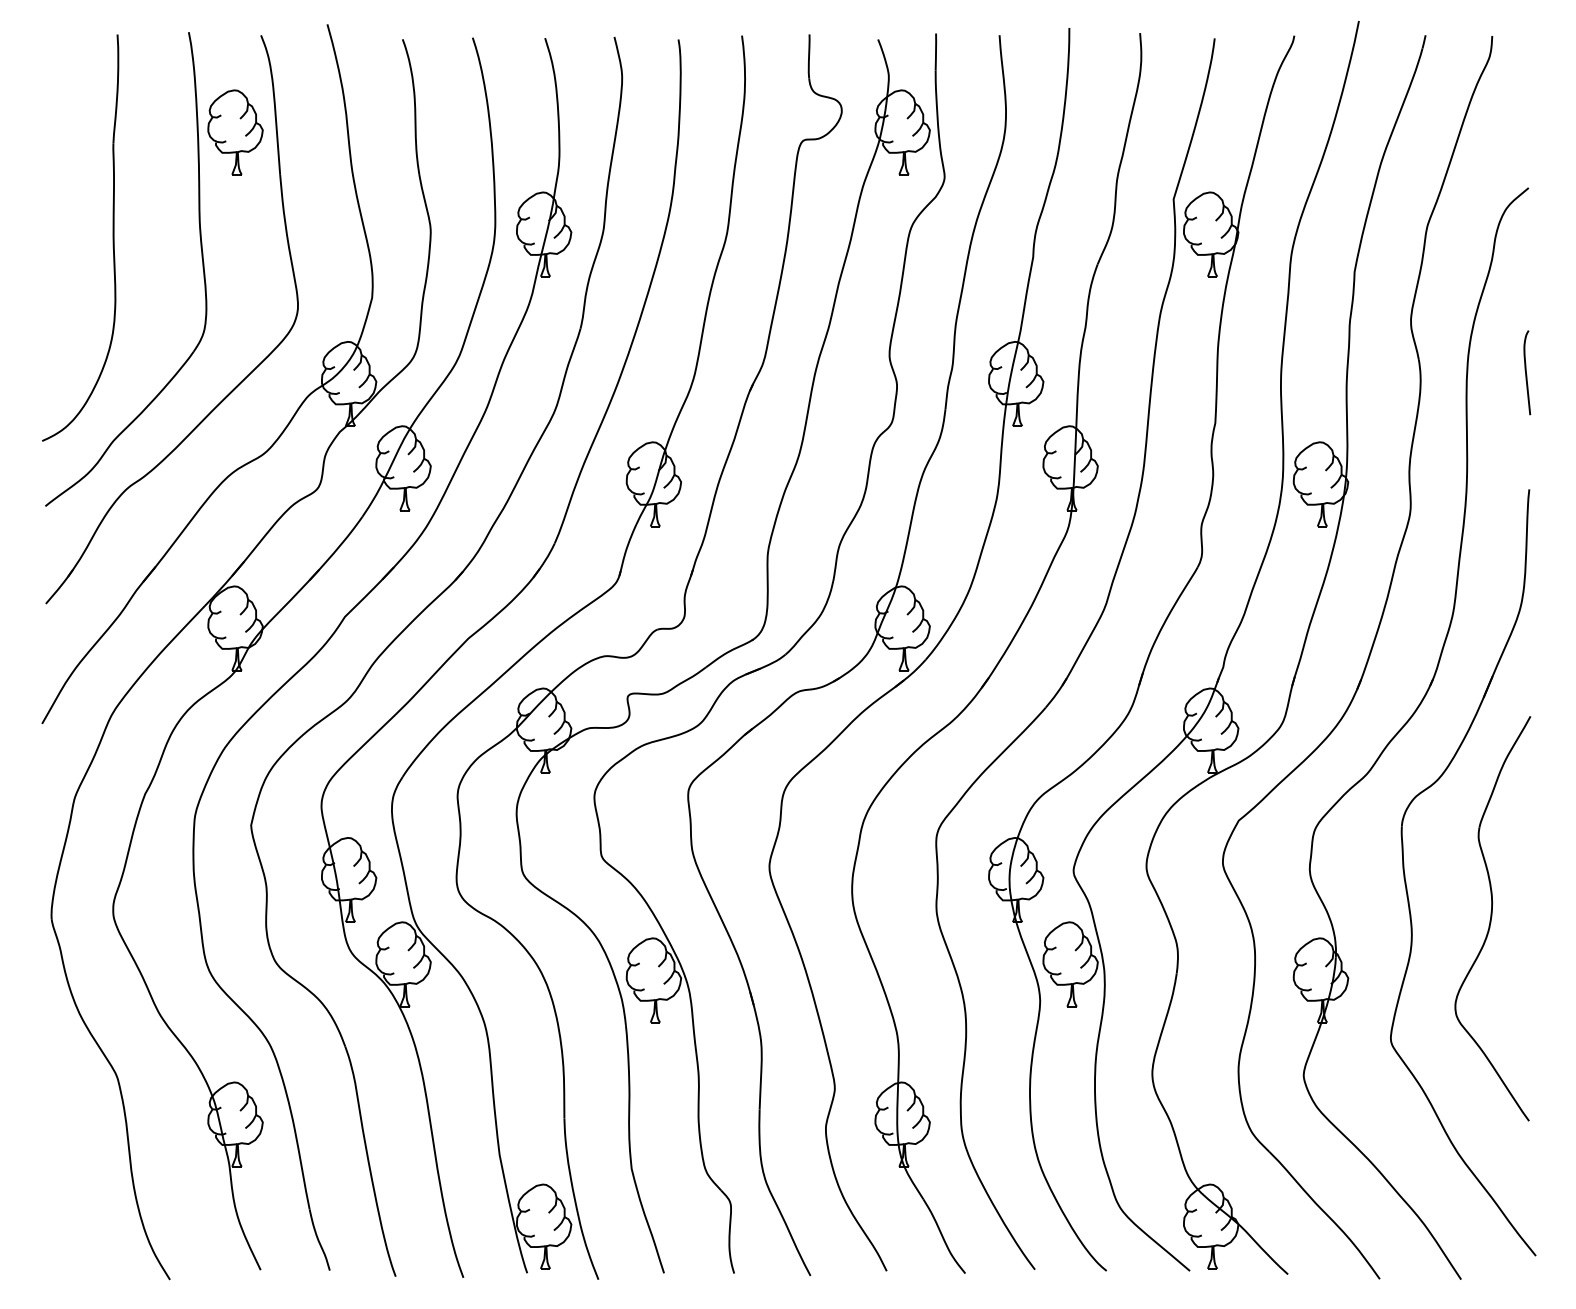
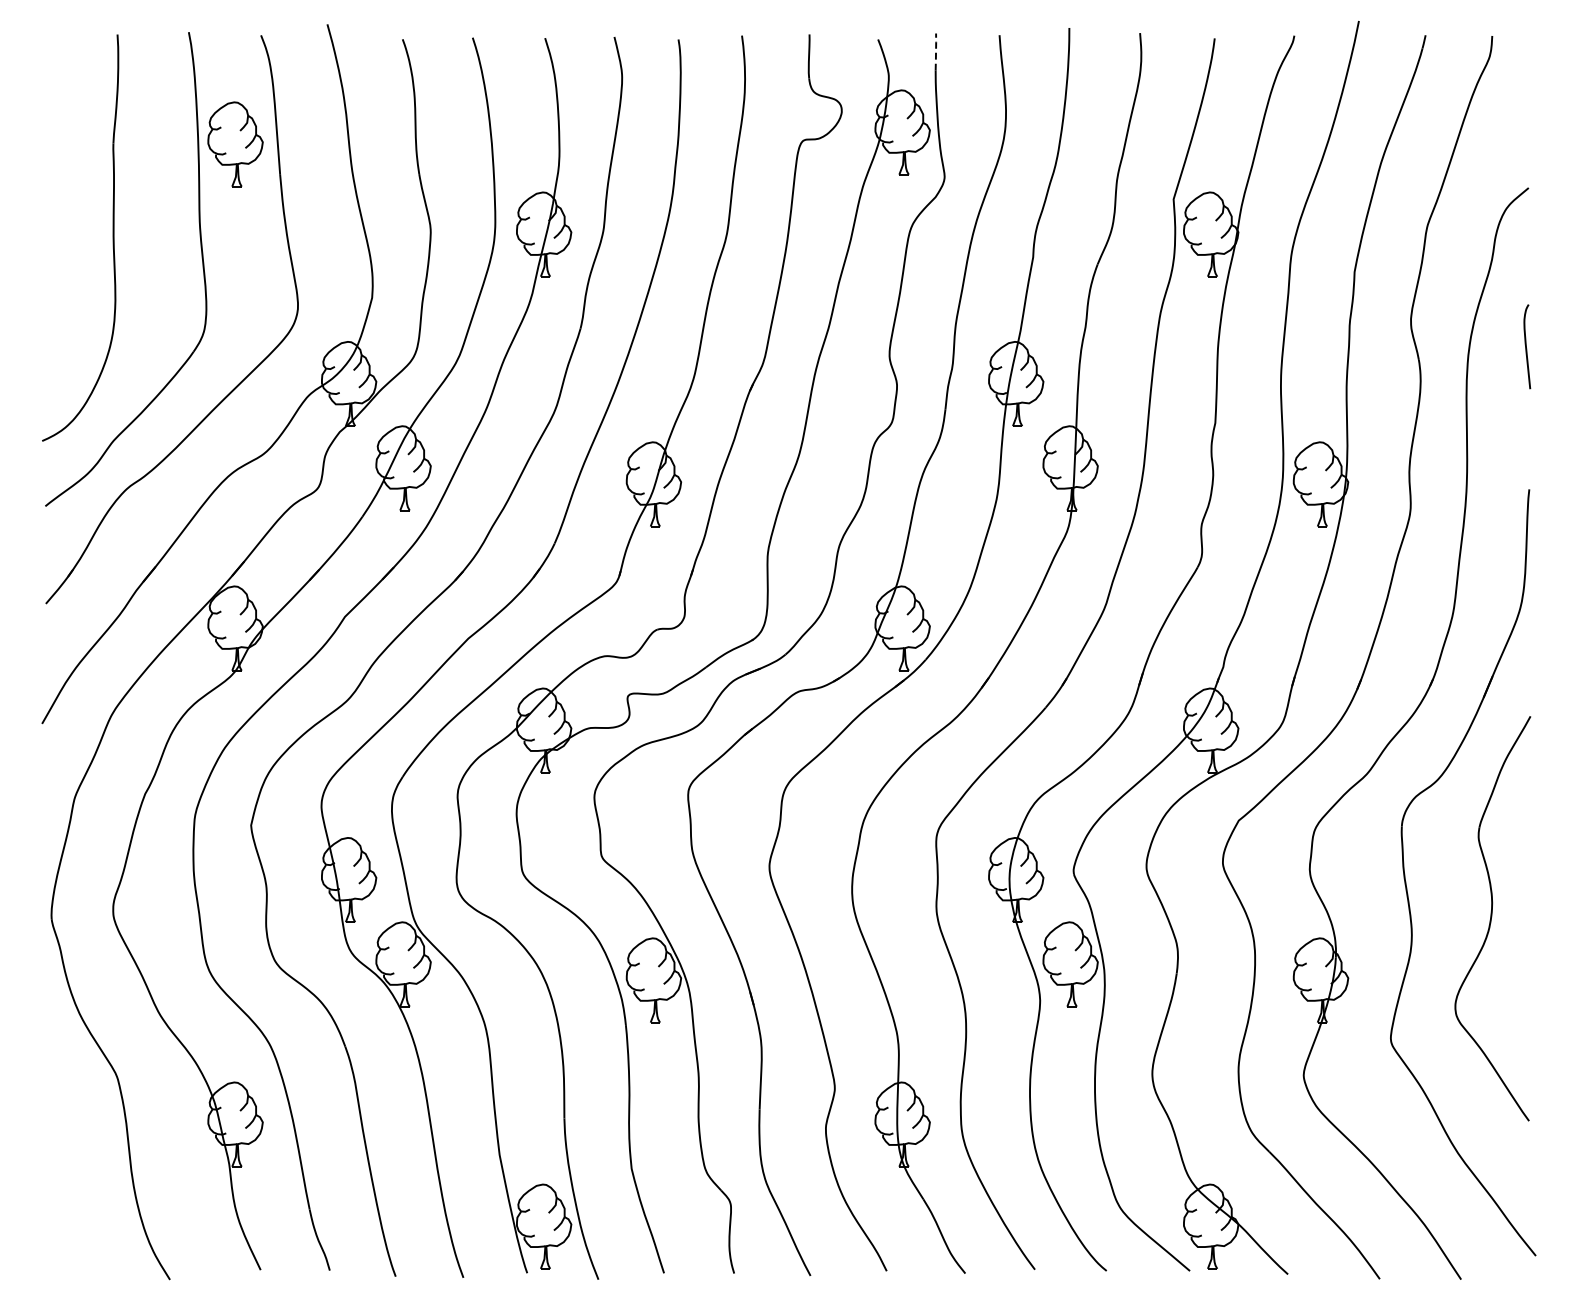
line: solid -> dashed (936, 51)
part position: (235, 132) -> (235, 144) (235, 144)
curve position: (1526, 372) -> (1526, 346) (1526, 346)
